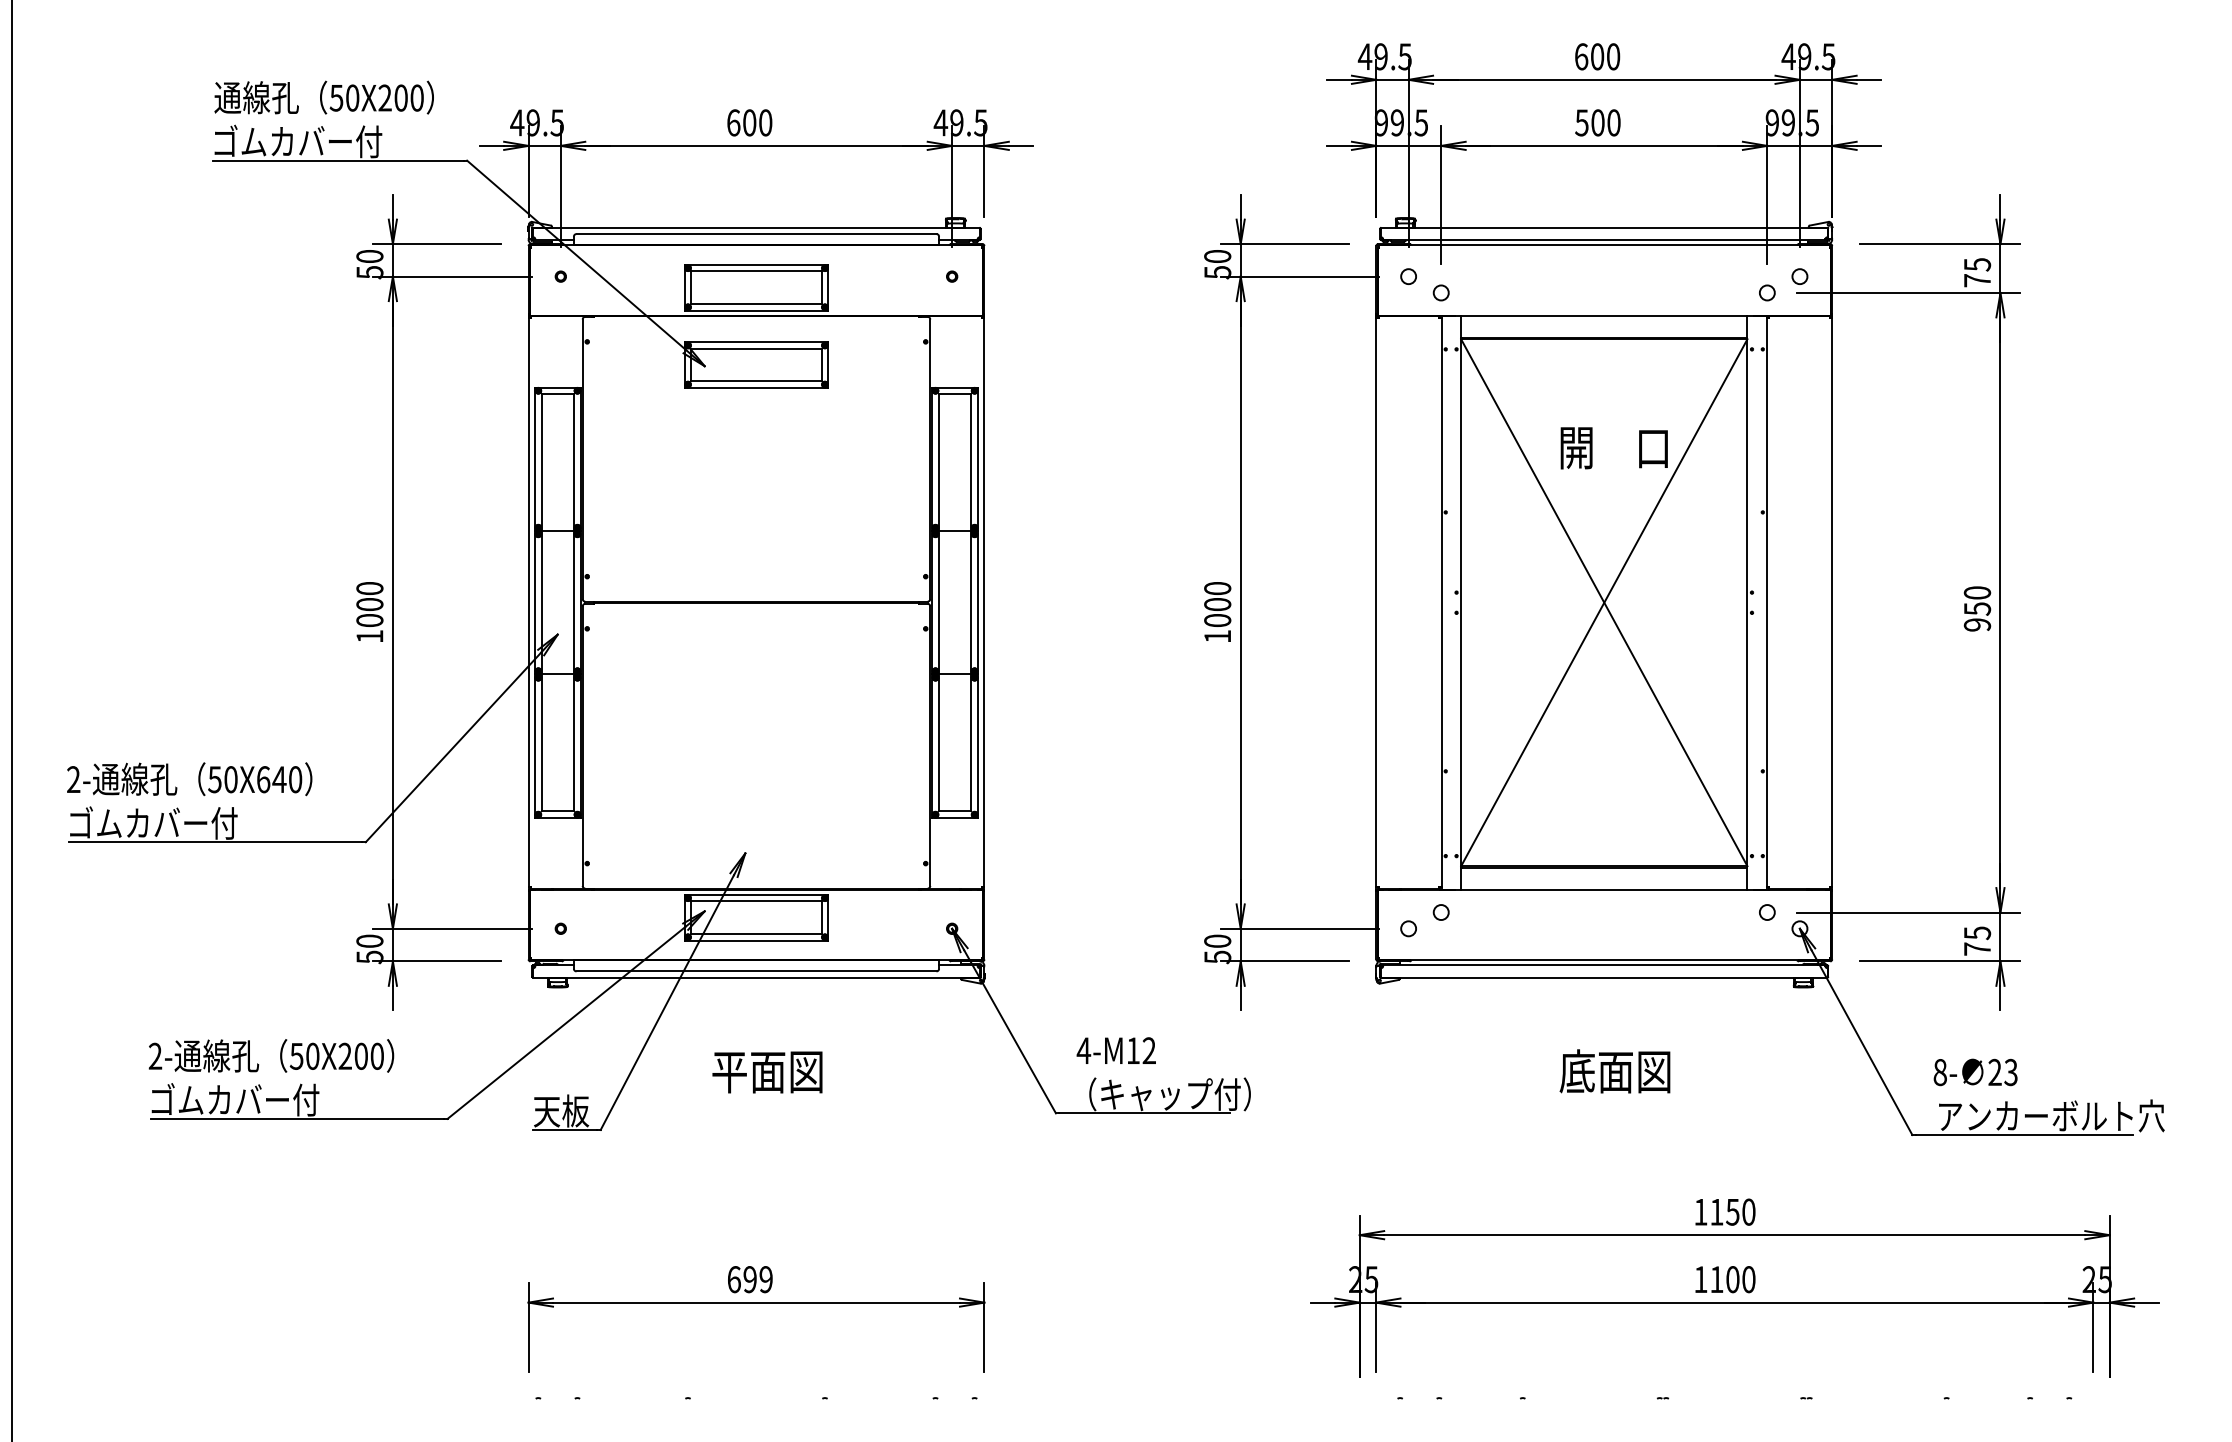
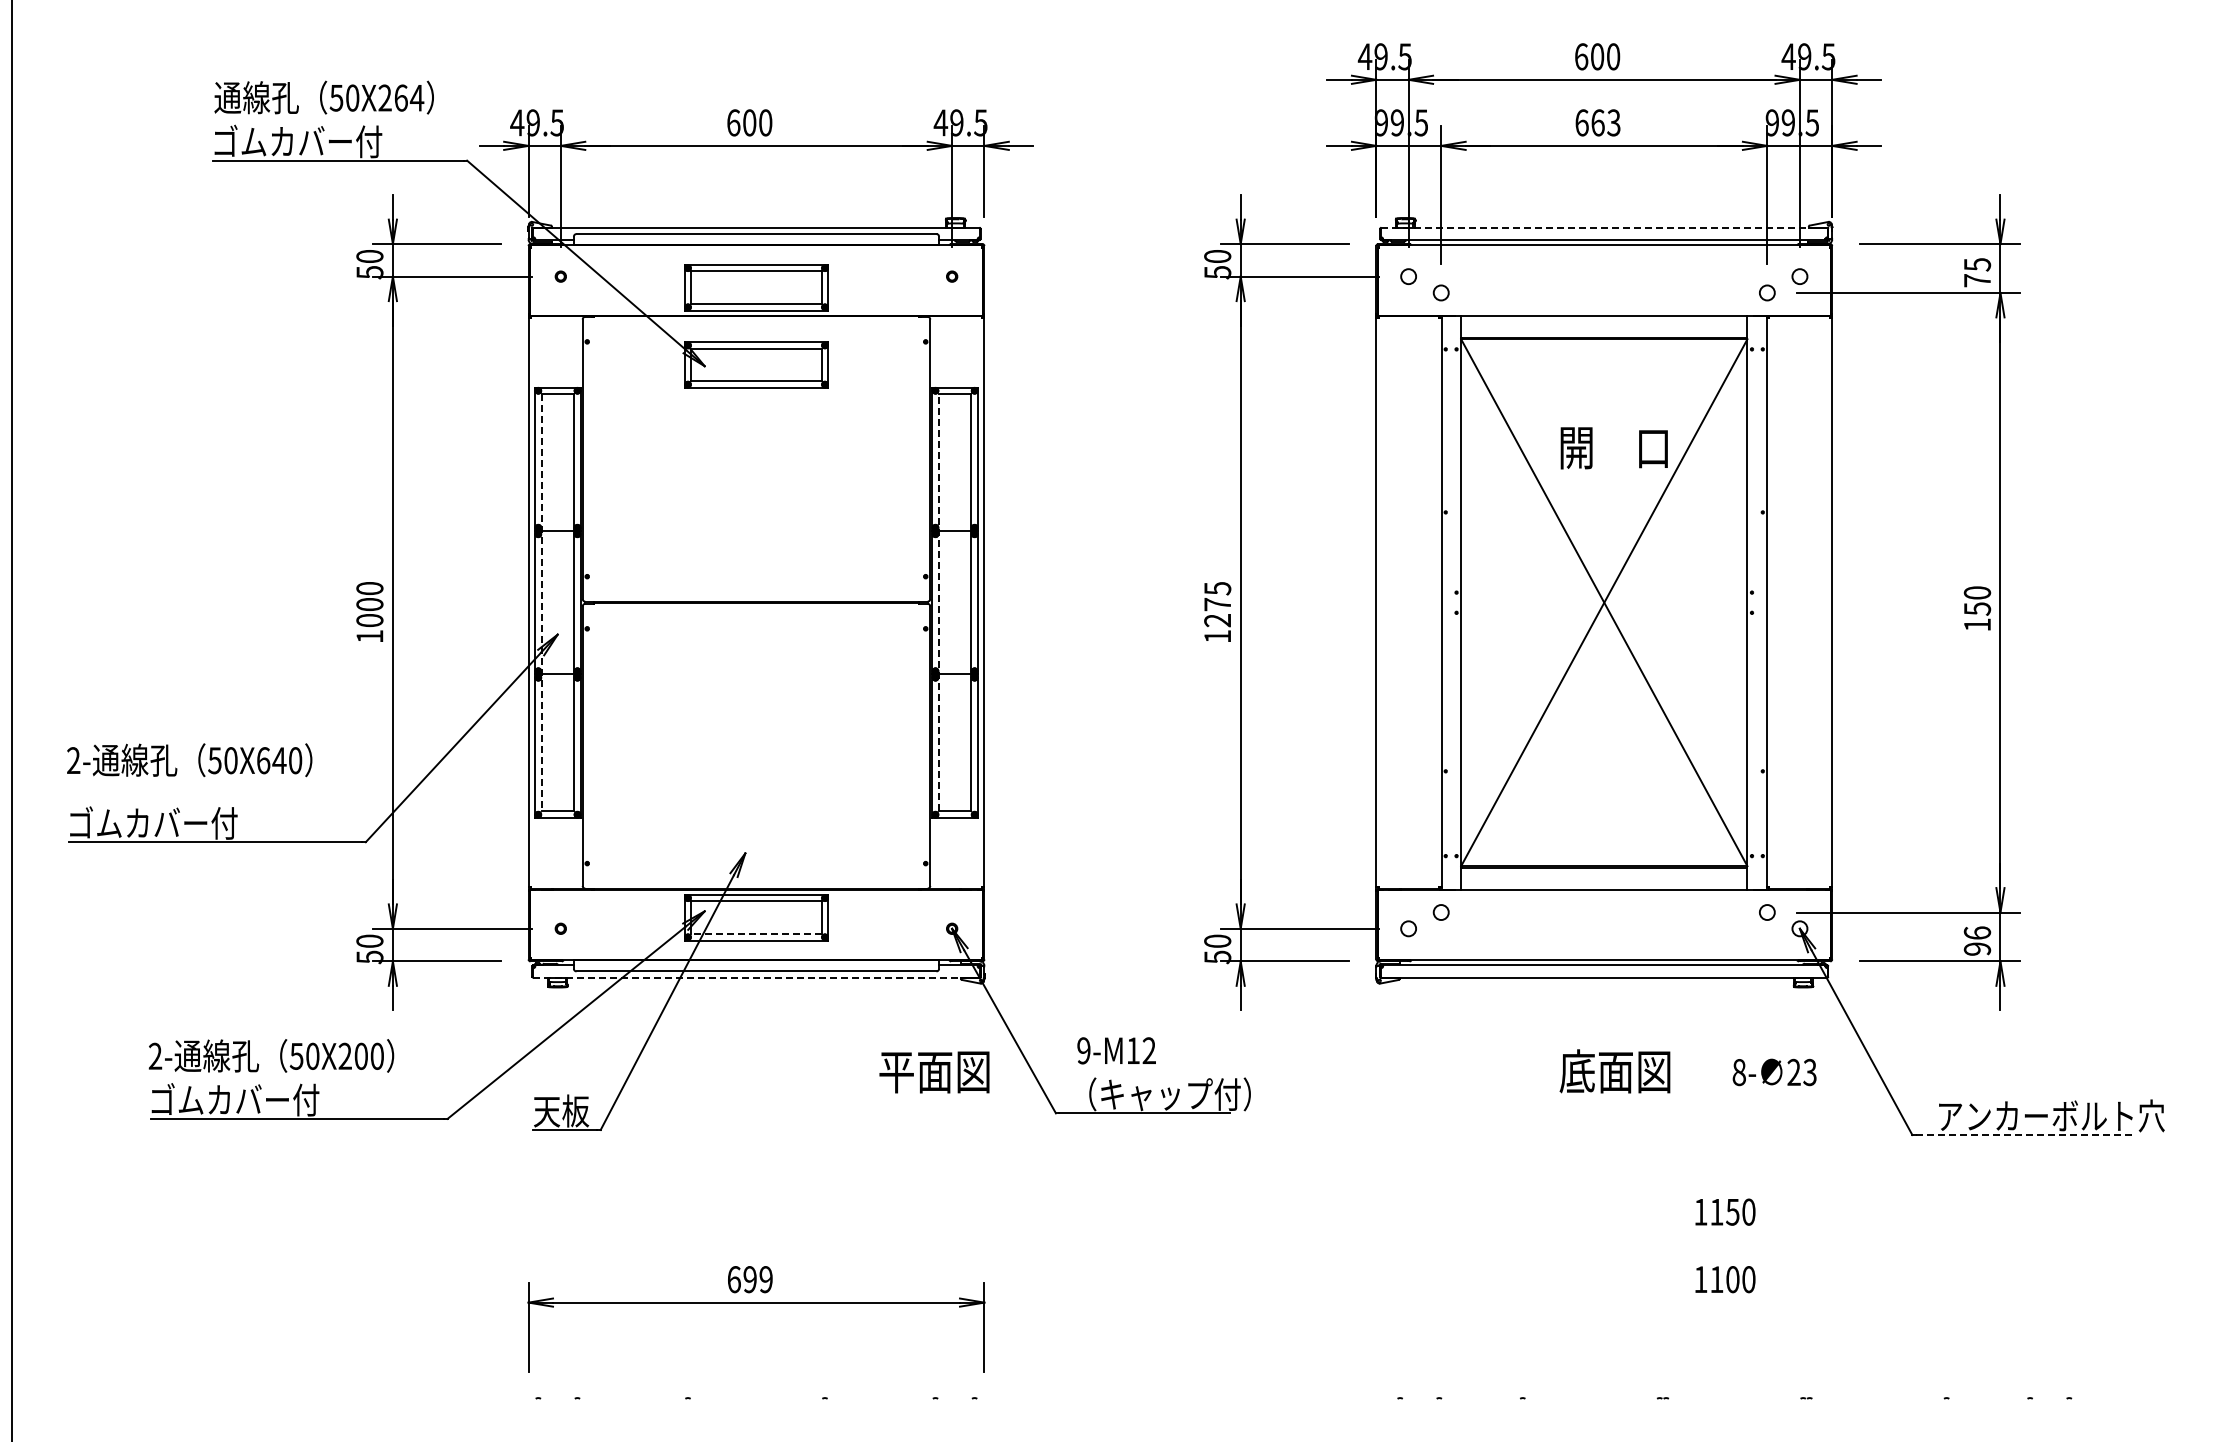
text: 50X200 -> 50X264 (409, 97)
text: 500 -> 663 (1597, 122)
line: solid -> dashed (1604, 227)
line: solid -> dashed (541, 602)
line: solid -> dashed (938, 602)
text: 1000 -> 1275 (1217, 604)
text: 950 -> 150 (1977, 624)
text position: (189, 779) -> (189, 760) (189, 760)
line: solid -> dashed (756, 934)
text: 75 -> 96 (1977, 940)
line: solid -> dashed (757, 977)
text: 4-M12 -> 9-M12 (1083, 1050)
text position: (767, 1072) -> (934, 1072) (934, 1072)
text position: (1975, 1072) -> (1774, 1072) (1774, 1072)
line: solid -> dashed (2024, 1135)
part: present -> none (1734, 1296)
